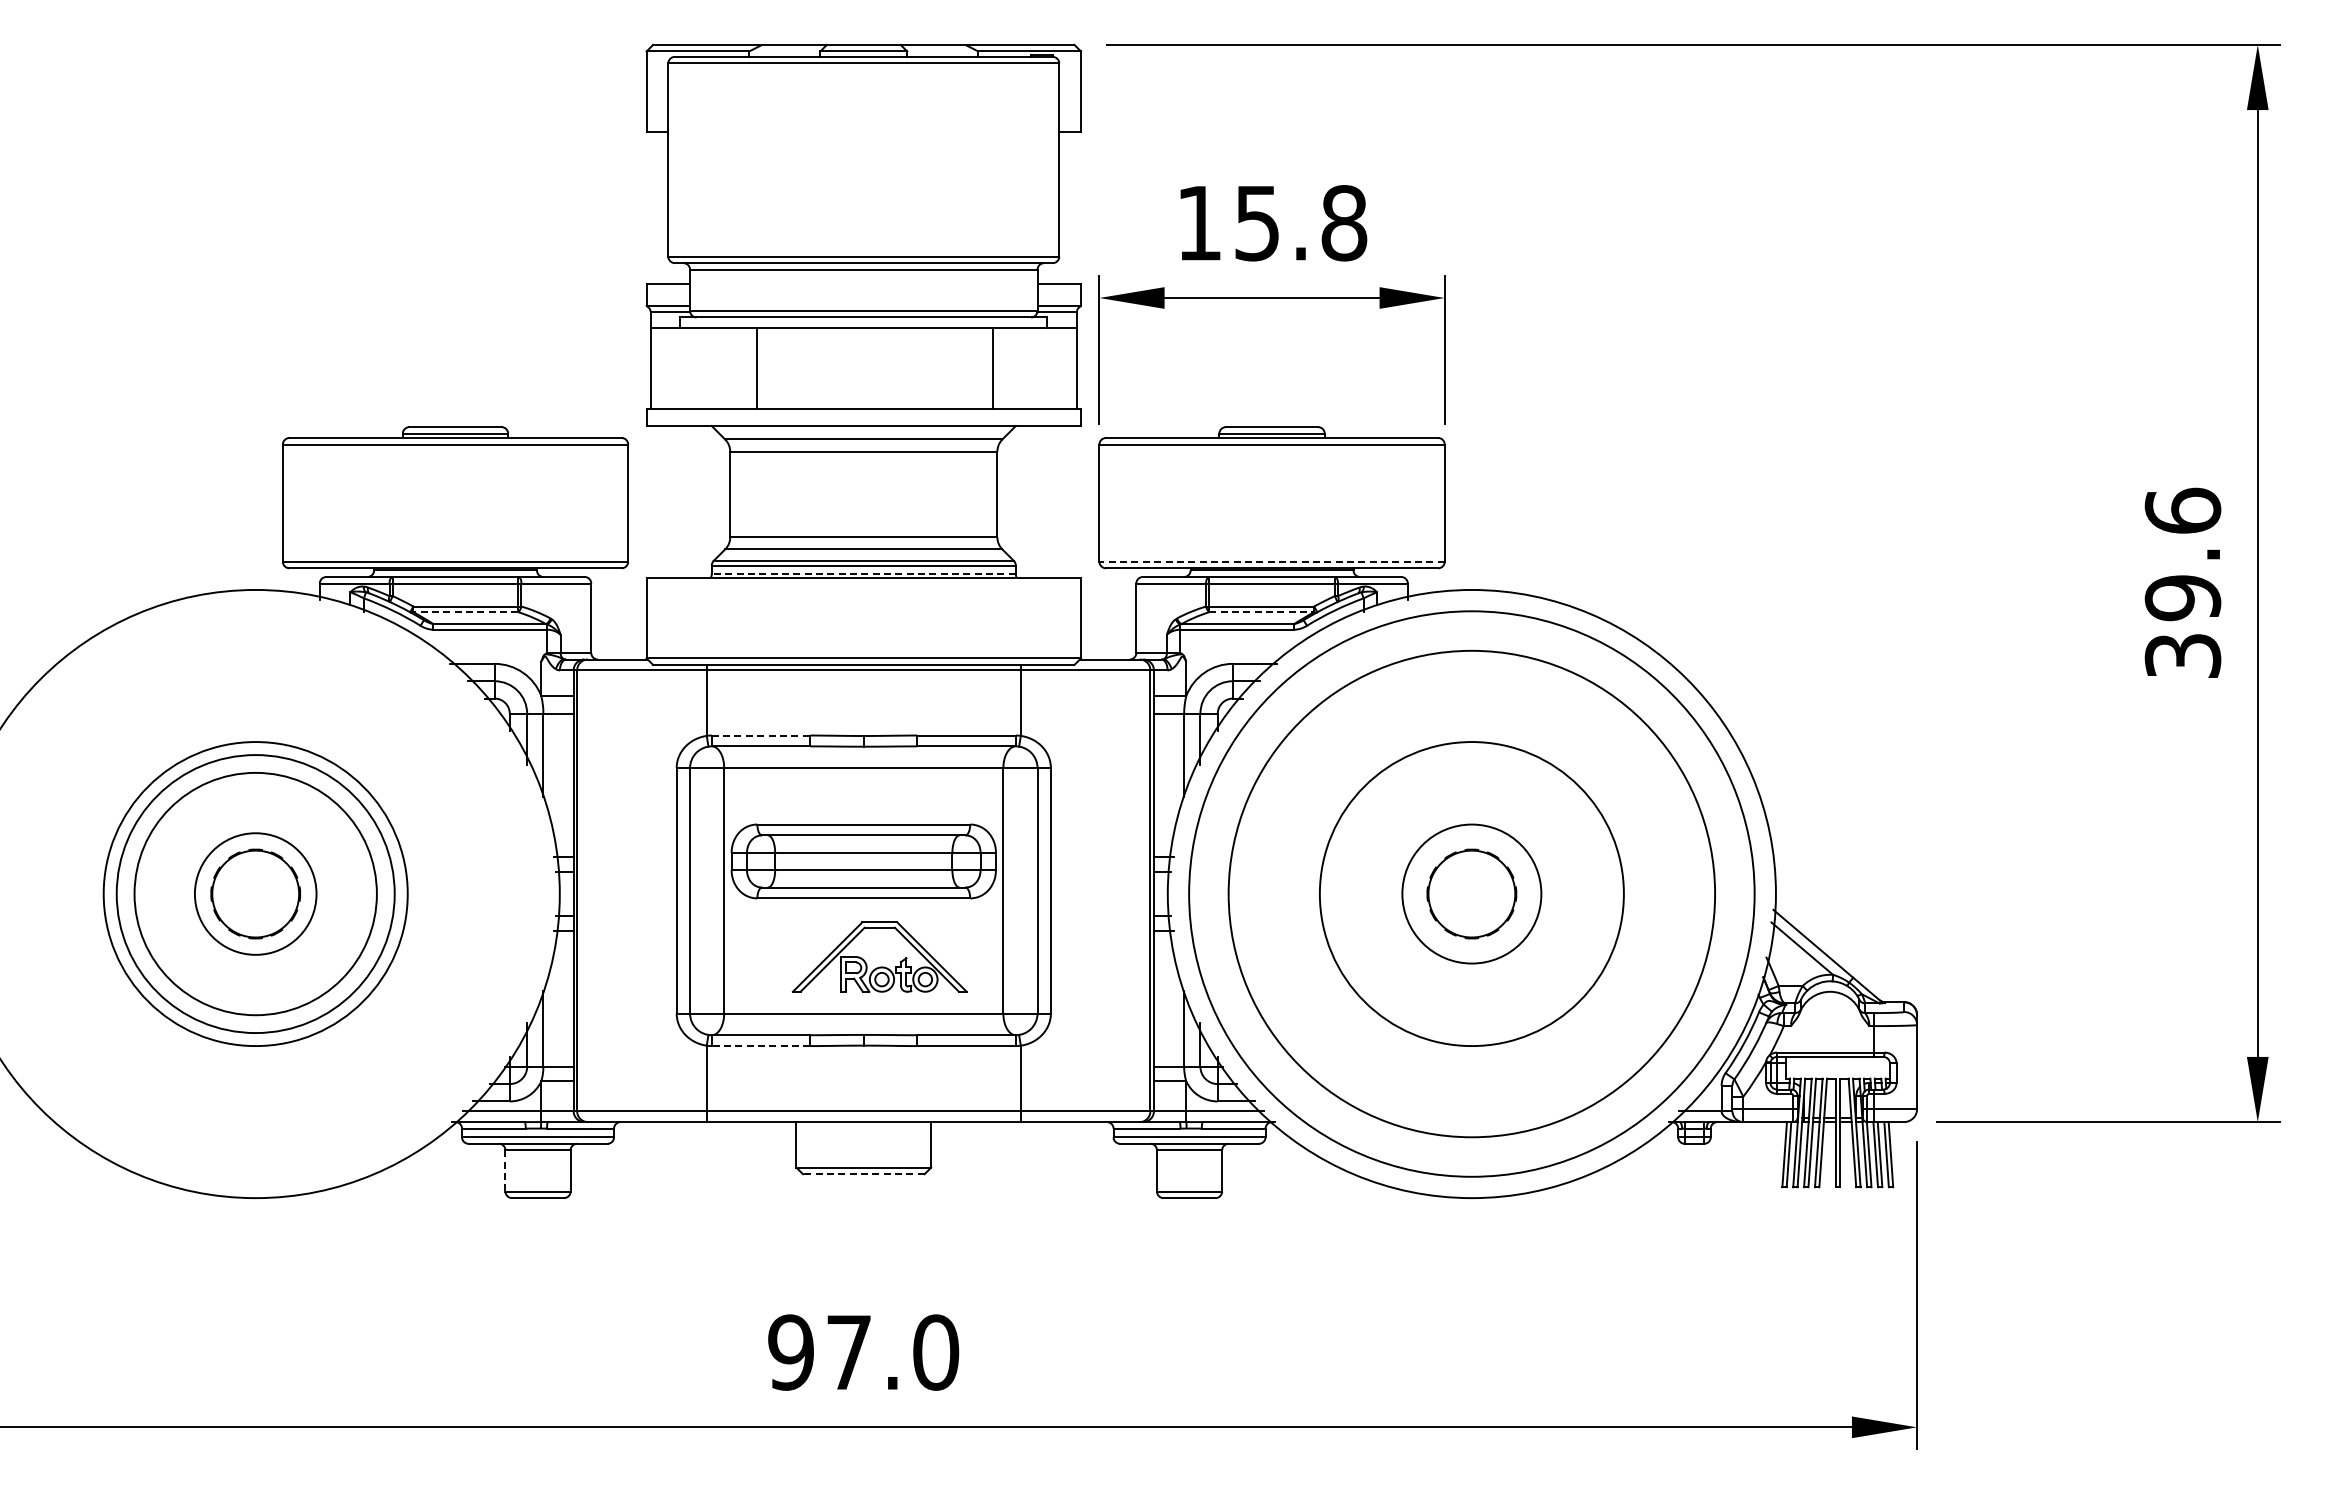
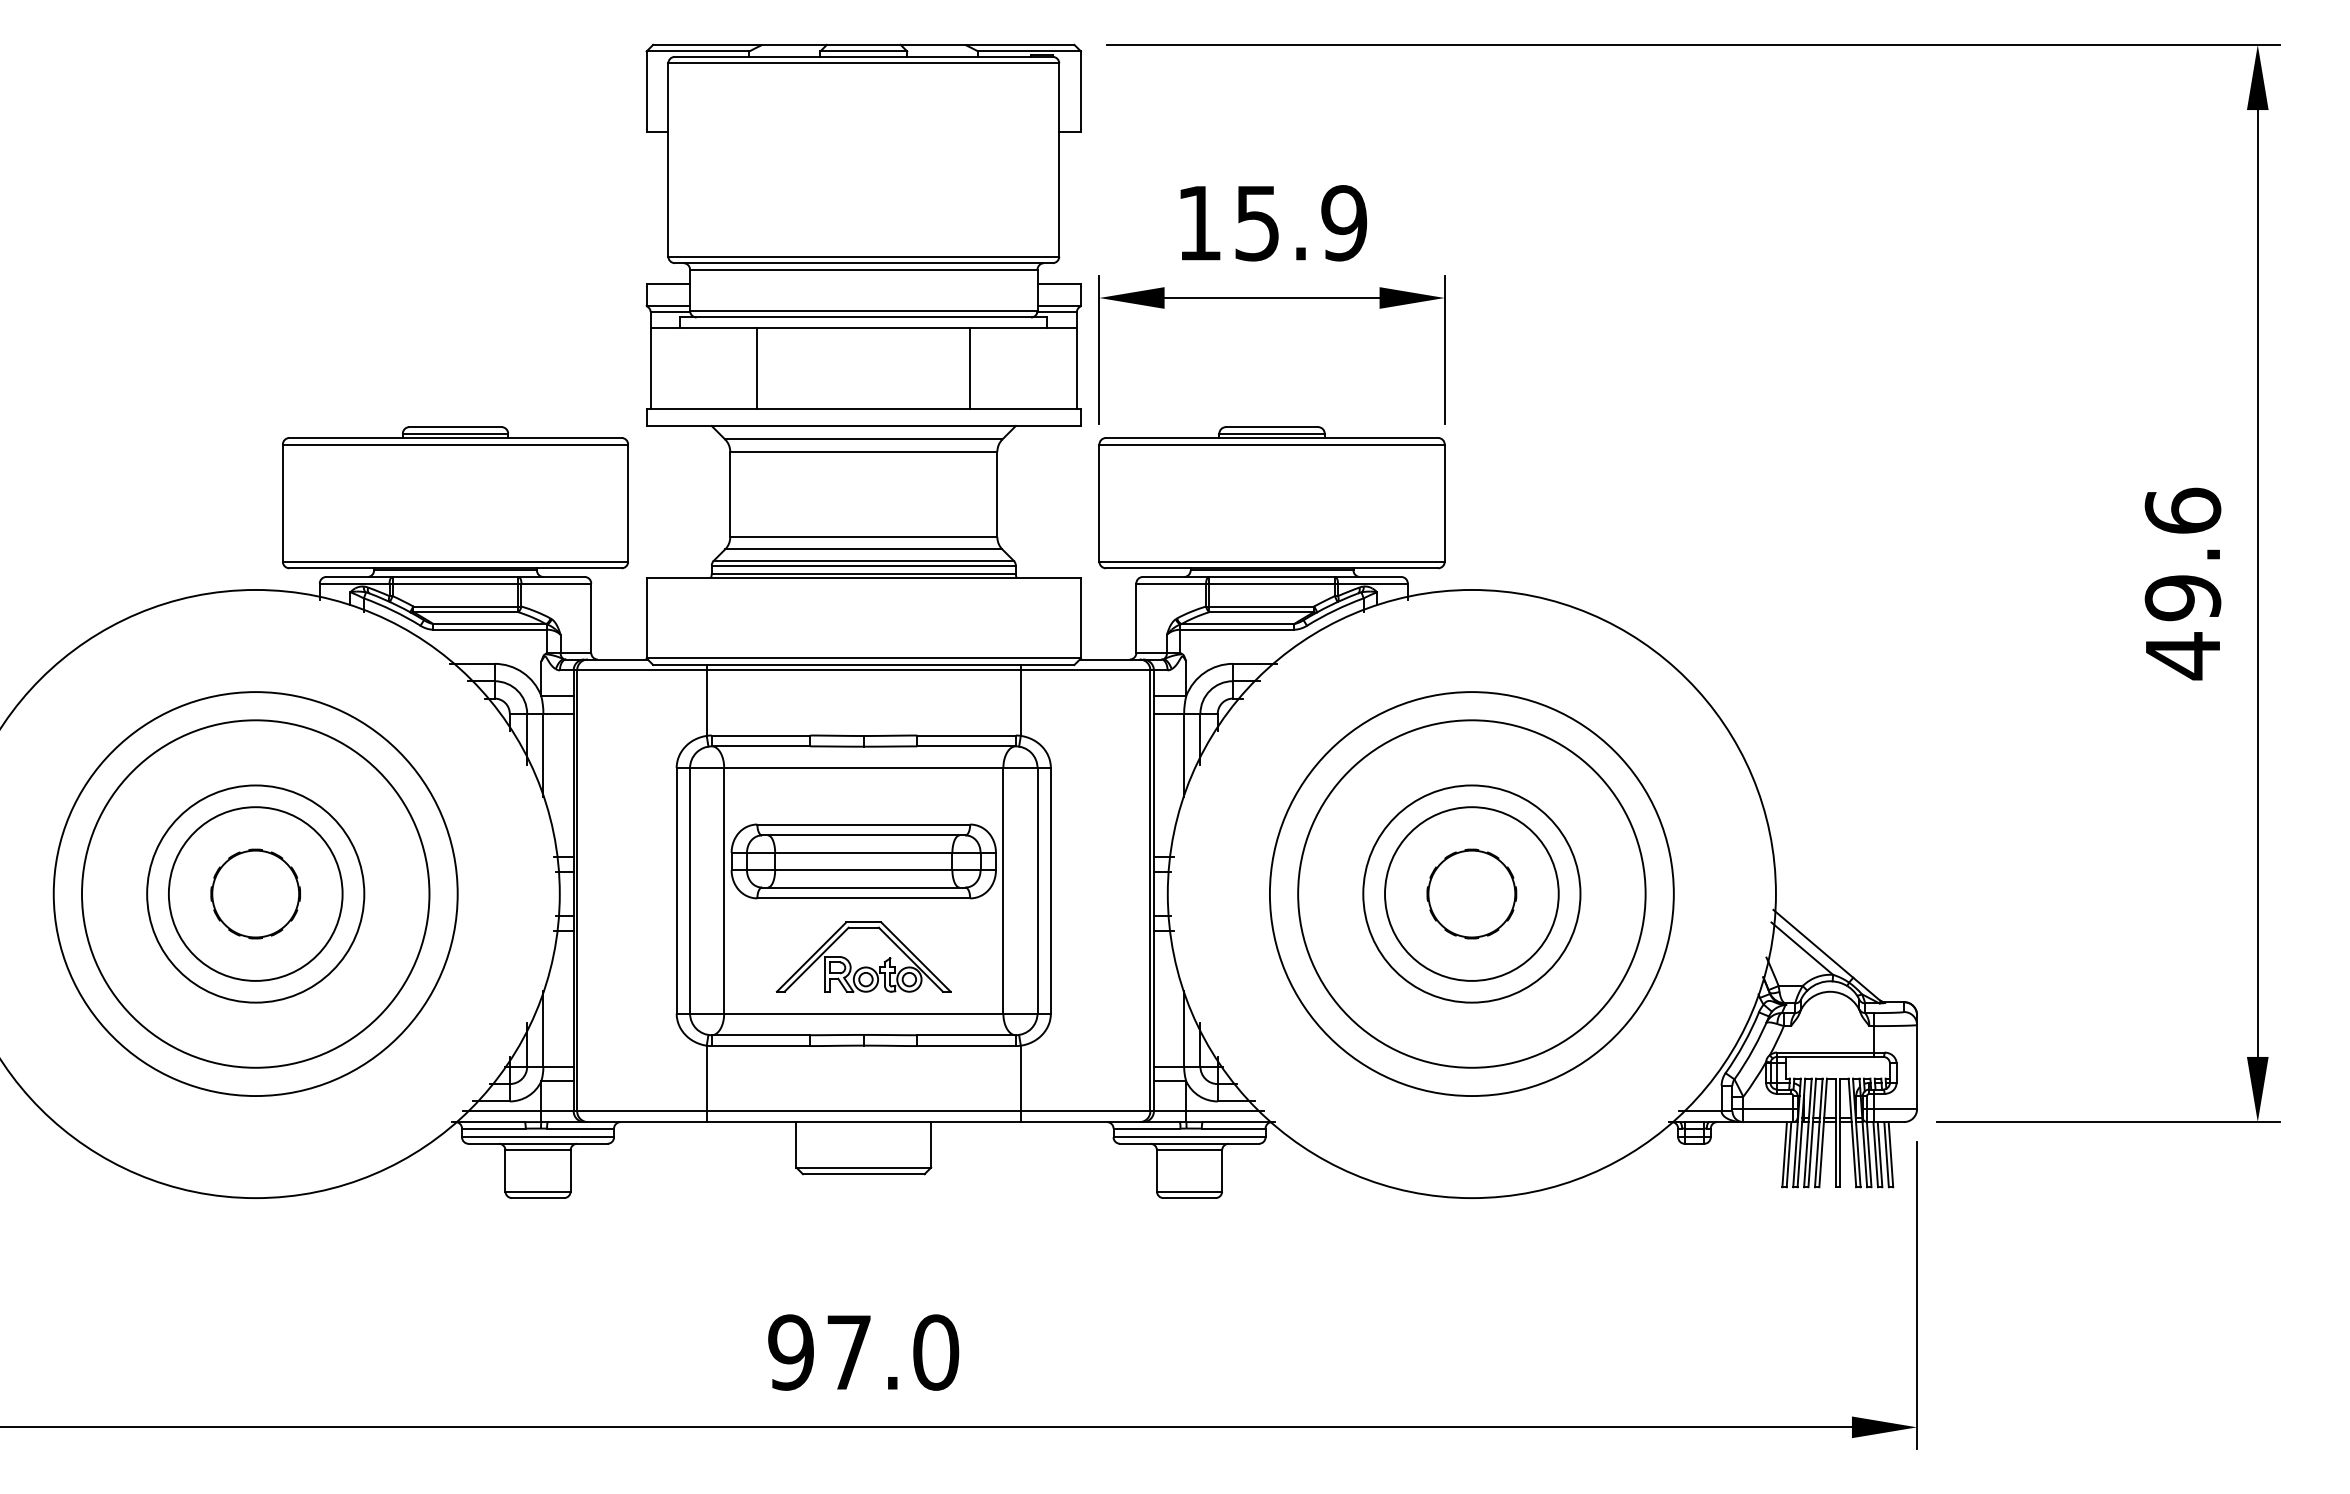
text: 15.8 -> 15.9 (1344, 223)
line position: (993, 368) -> (970, 368) (970, 368)
line: dashed -> solid (1272, 561)
line: dashed -> solid (863, 573)
line: dashed -> solid (465, 612)
line: dashed -> solid (1262, 612)
text: 39.6 -> 49.6 (2182, 656)
line: dashed -> solid (761, 735)
circle diameter: 122 px -> 174 px (255, 893)
circle diameter: 242 px -> 404 px (255, 894)
circle diameter: 139 px -> 174 px (1471, 893)
circle diameter: 486 px -> 347 px (1471, 893)
circle diameter: 566 px -> 404 px (1471, 894)
circle diameter: 278 px -> 347 px (255, 893)
circle diameter: 304 px -> 217 px (255, 893)
circle diameter: 304 px -> 217 px (1471, 893)
part position: (879, 966) -> (863, 966) (863, 966)
line: dashed -> solid (760, 1046)
line: dashed -> solid (505, 1170)
line: dashed -> solid (863, 1174)
